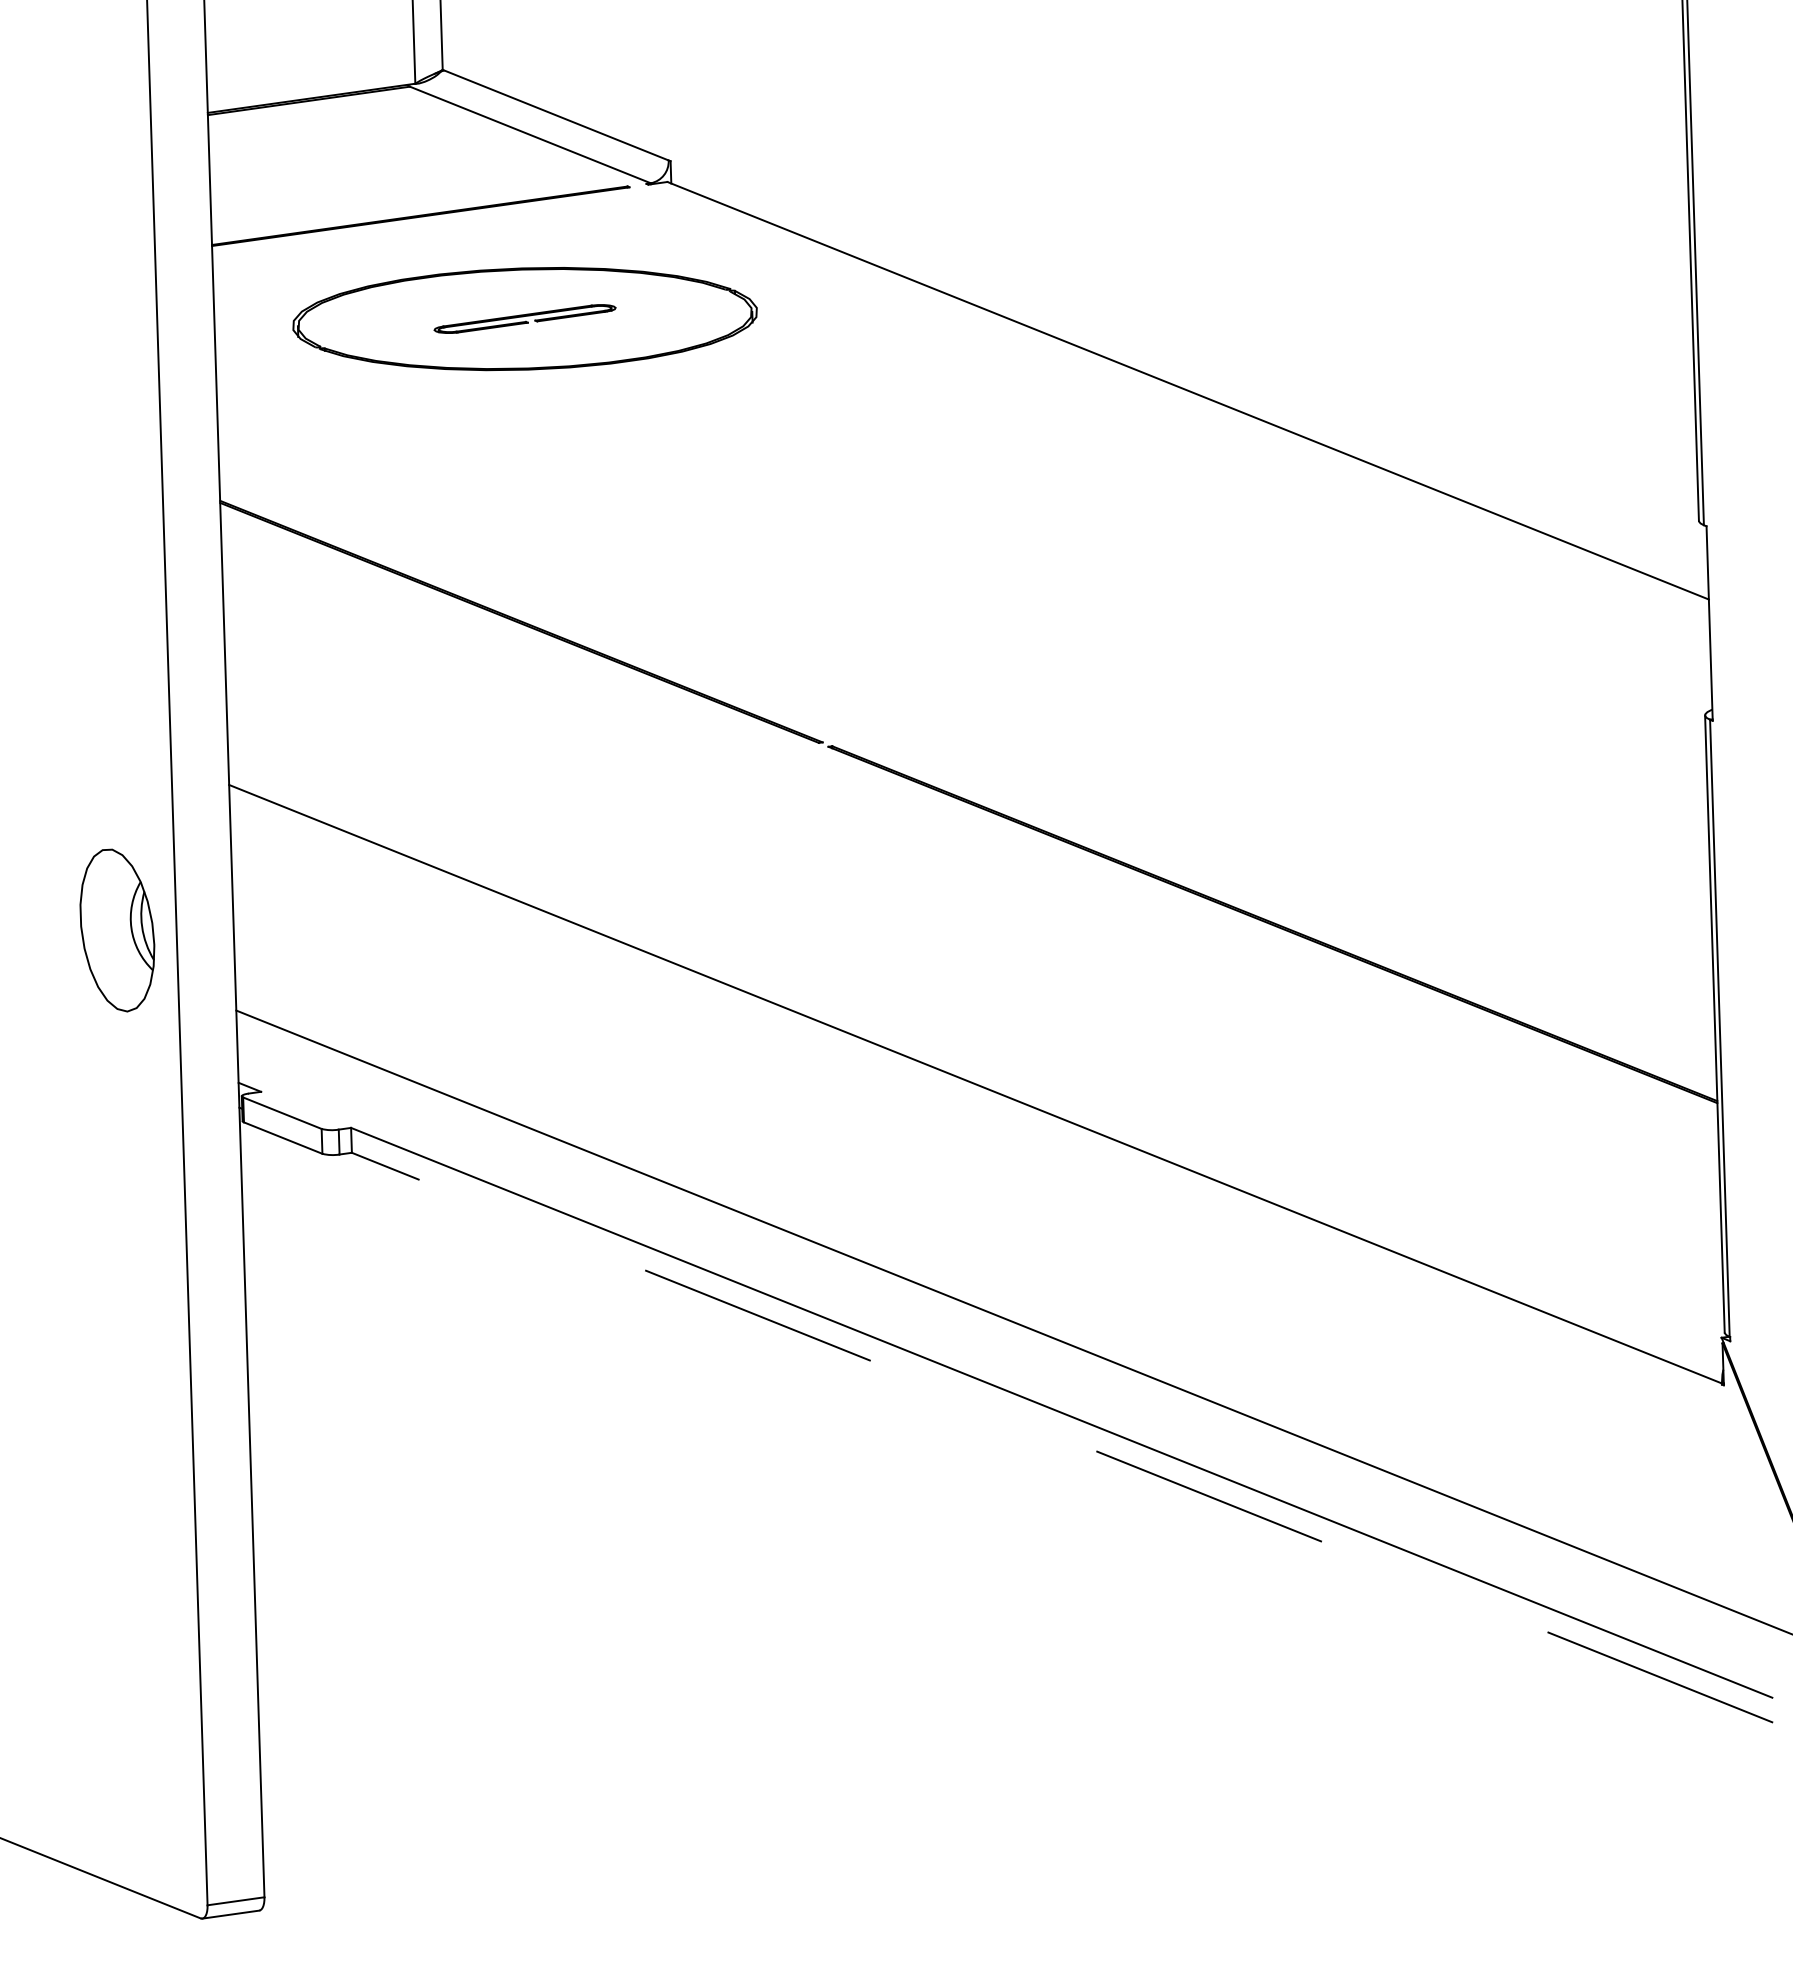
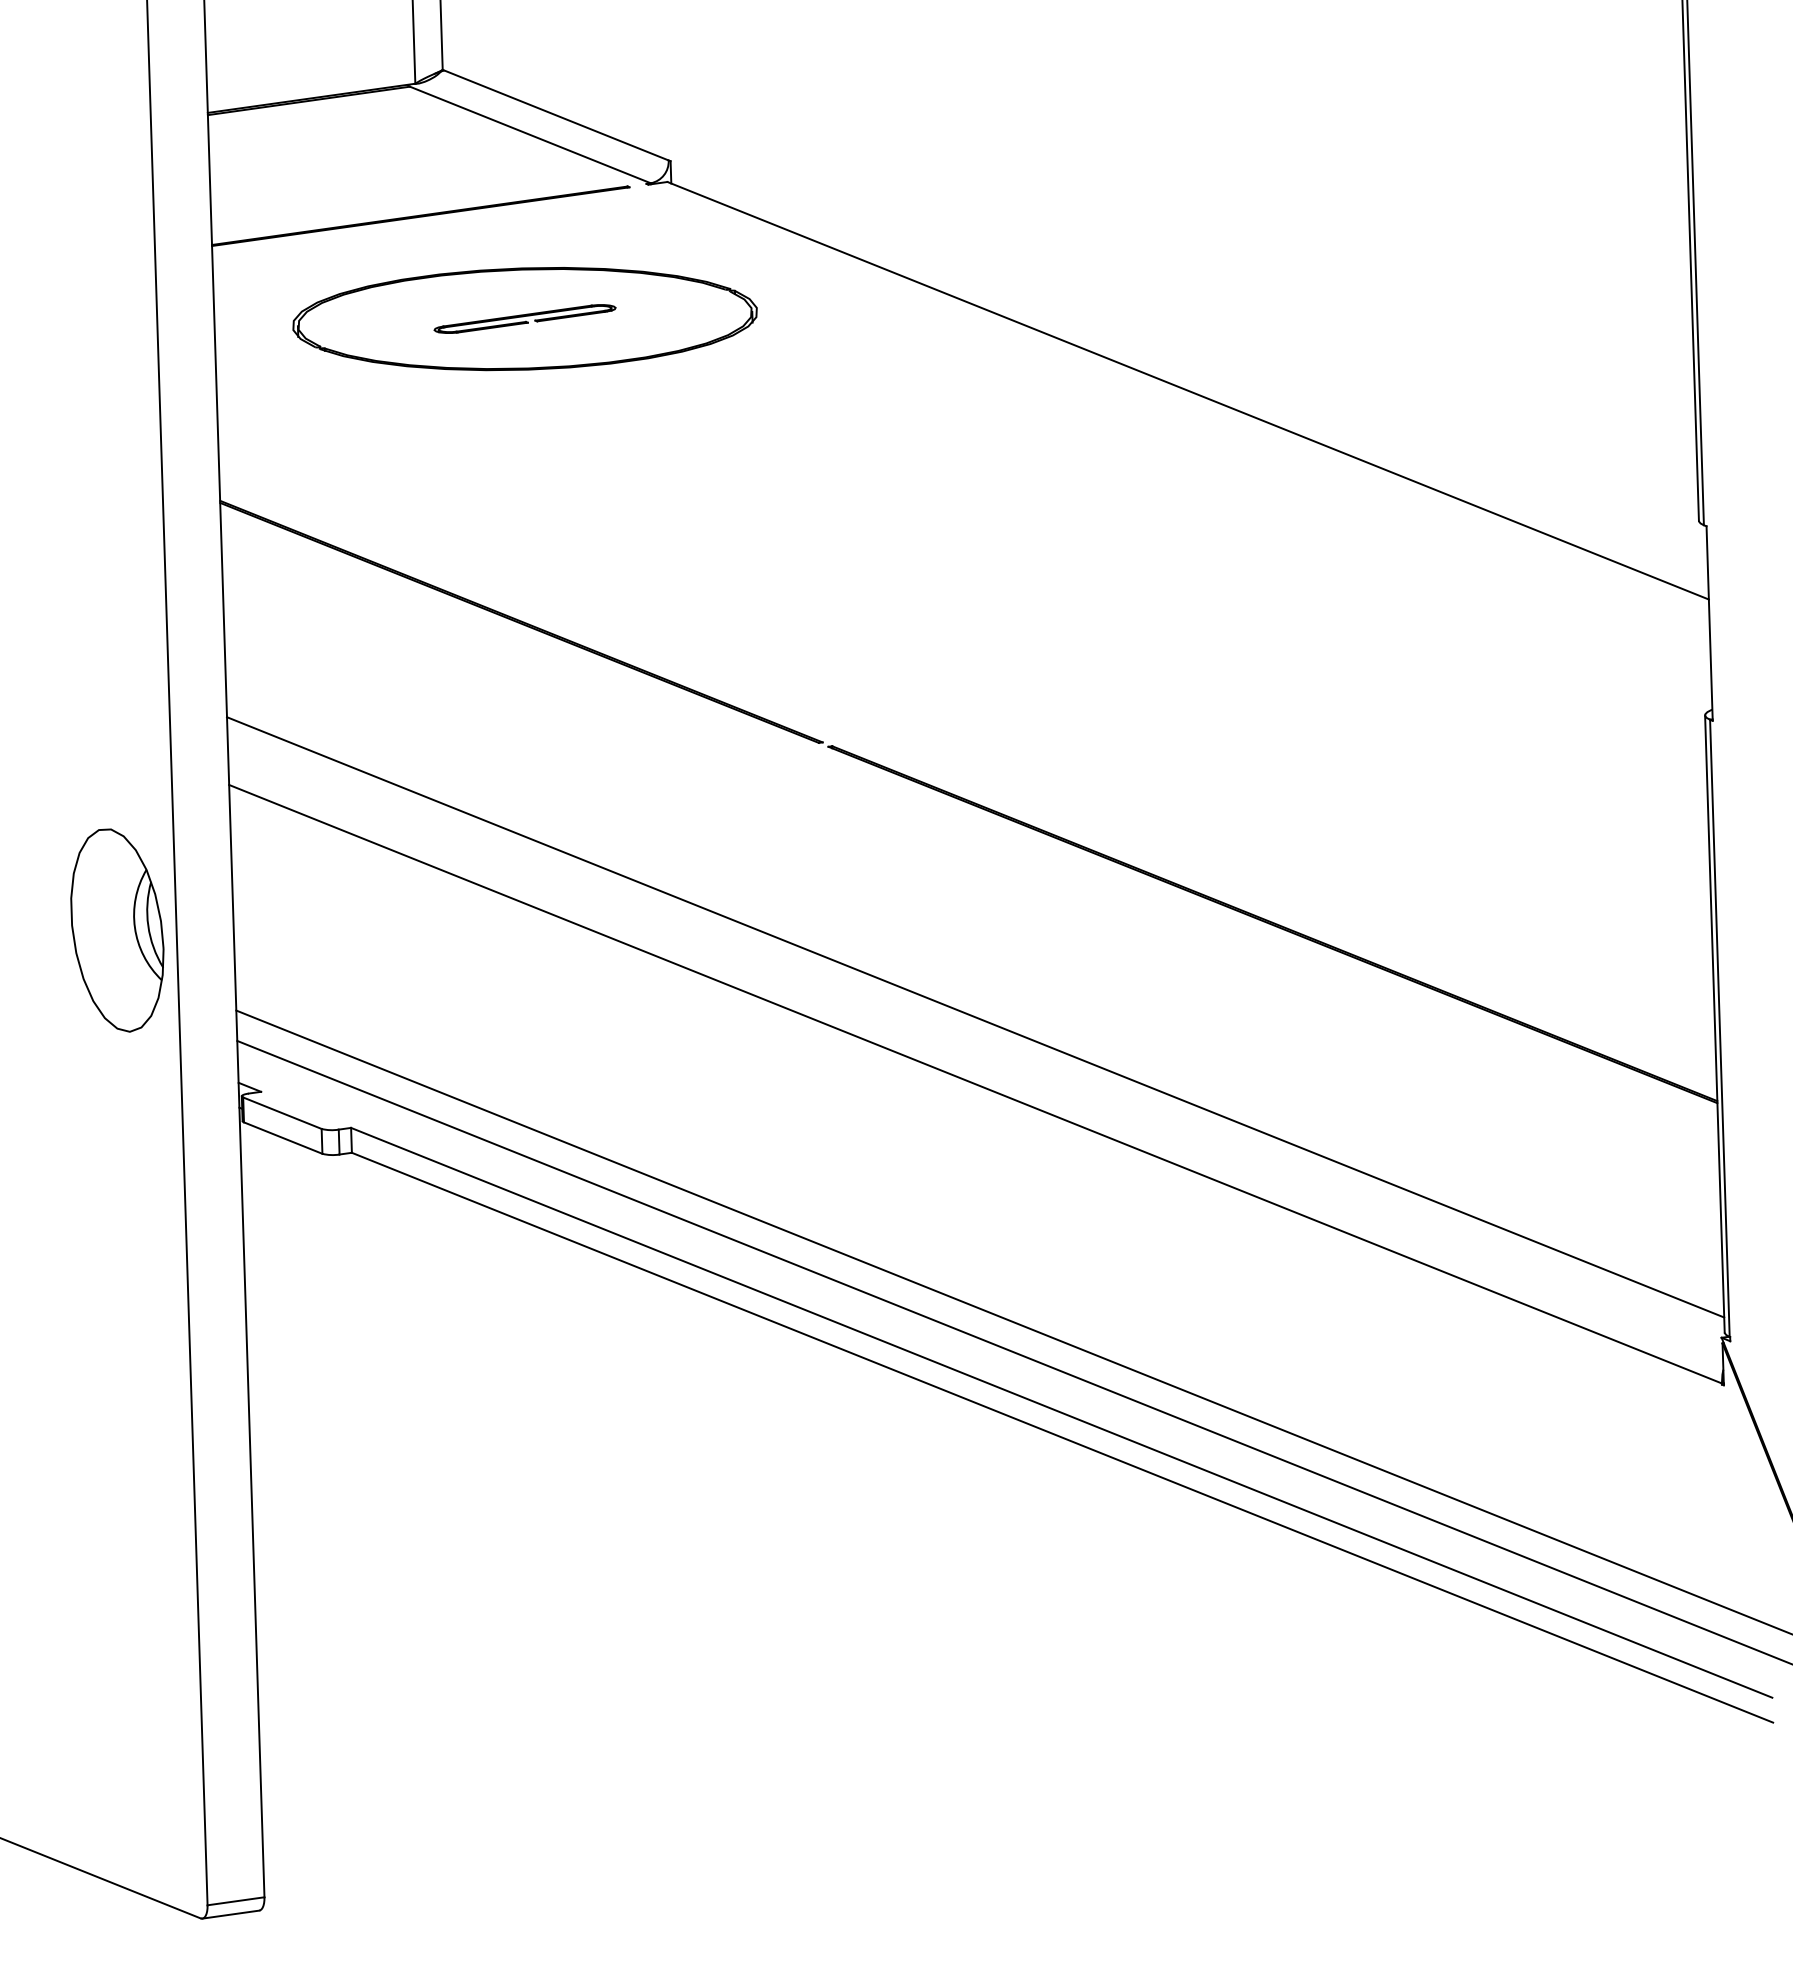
part size: 77x165 px -> 95x205 px (117, 930)
line: none -> present (975, 1017)
line: none -> present (1013, 1351)
line: dashed -> solid (1062, 1437)
